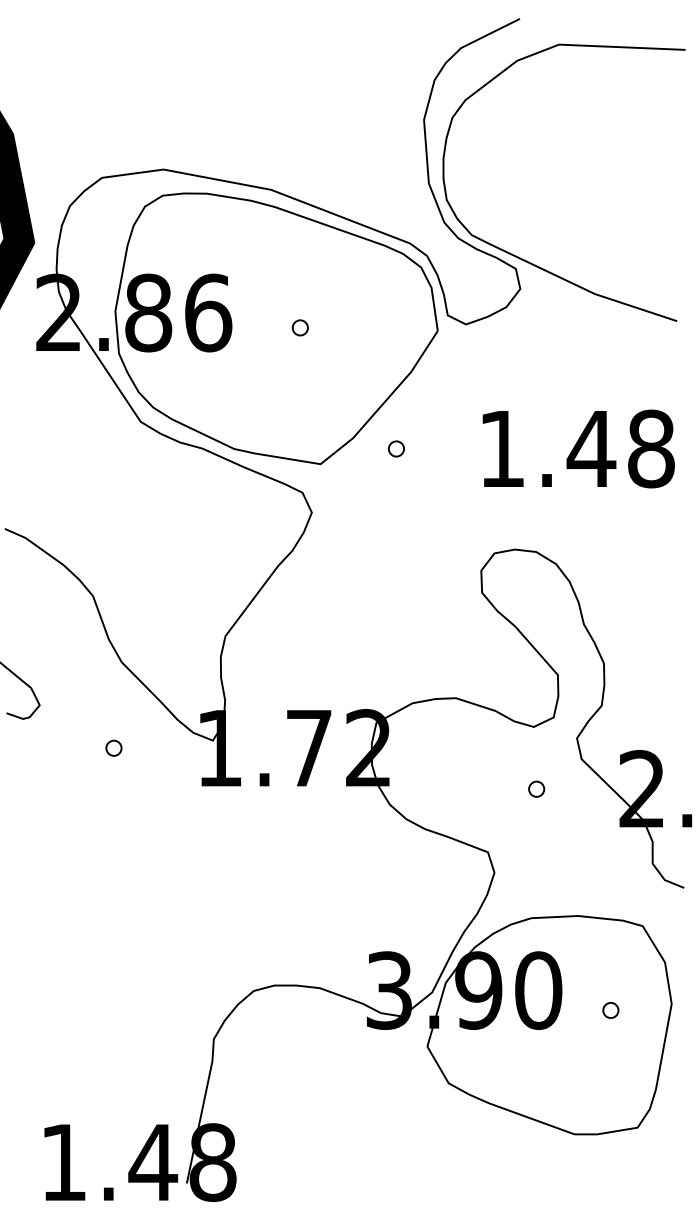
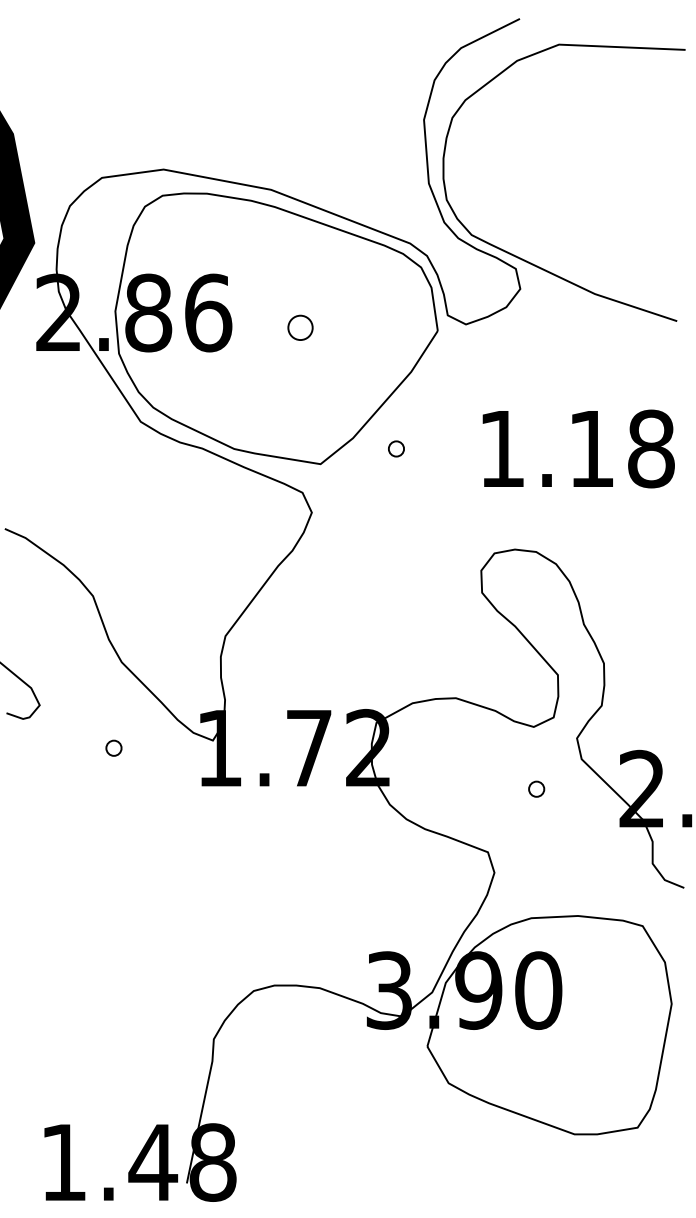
part size: 18x18 px -> 27x27 px (300, 327)
text: 1.48 -> 1.18 (591, 448)
part: present -> none (610, 1010)
